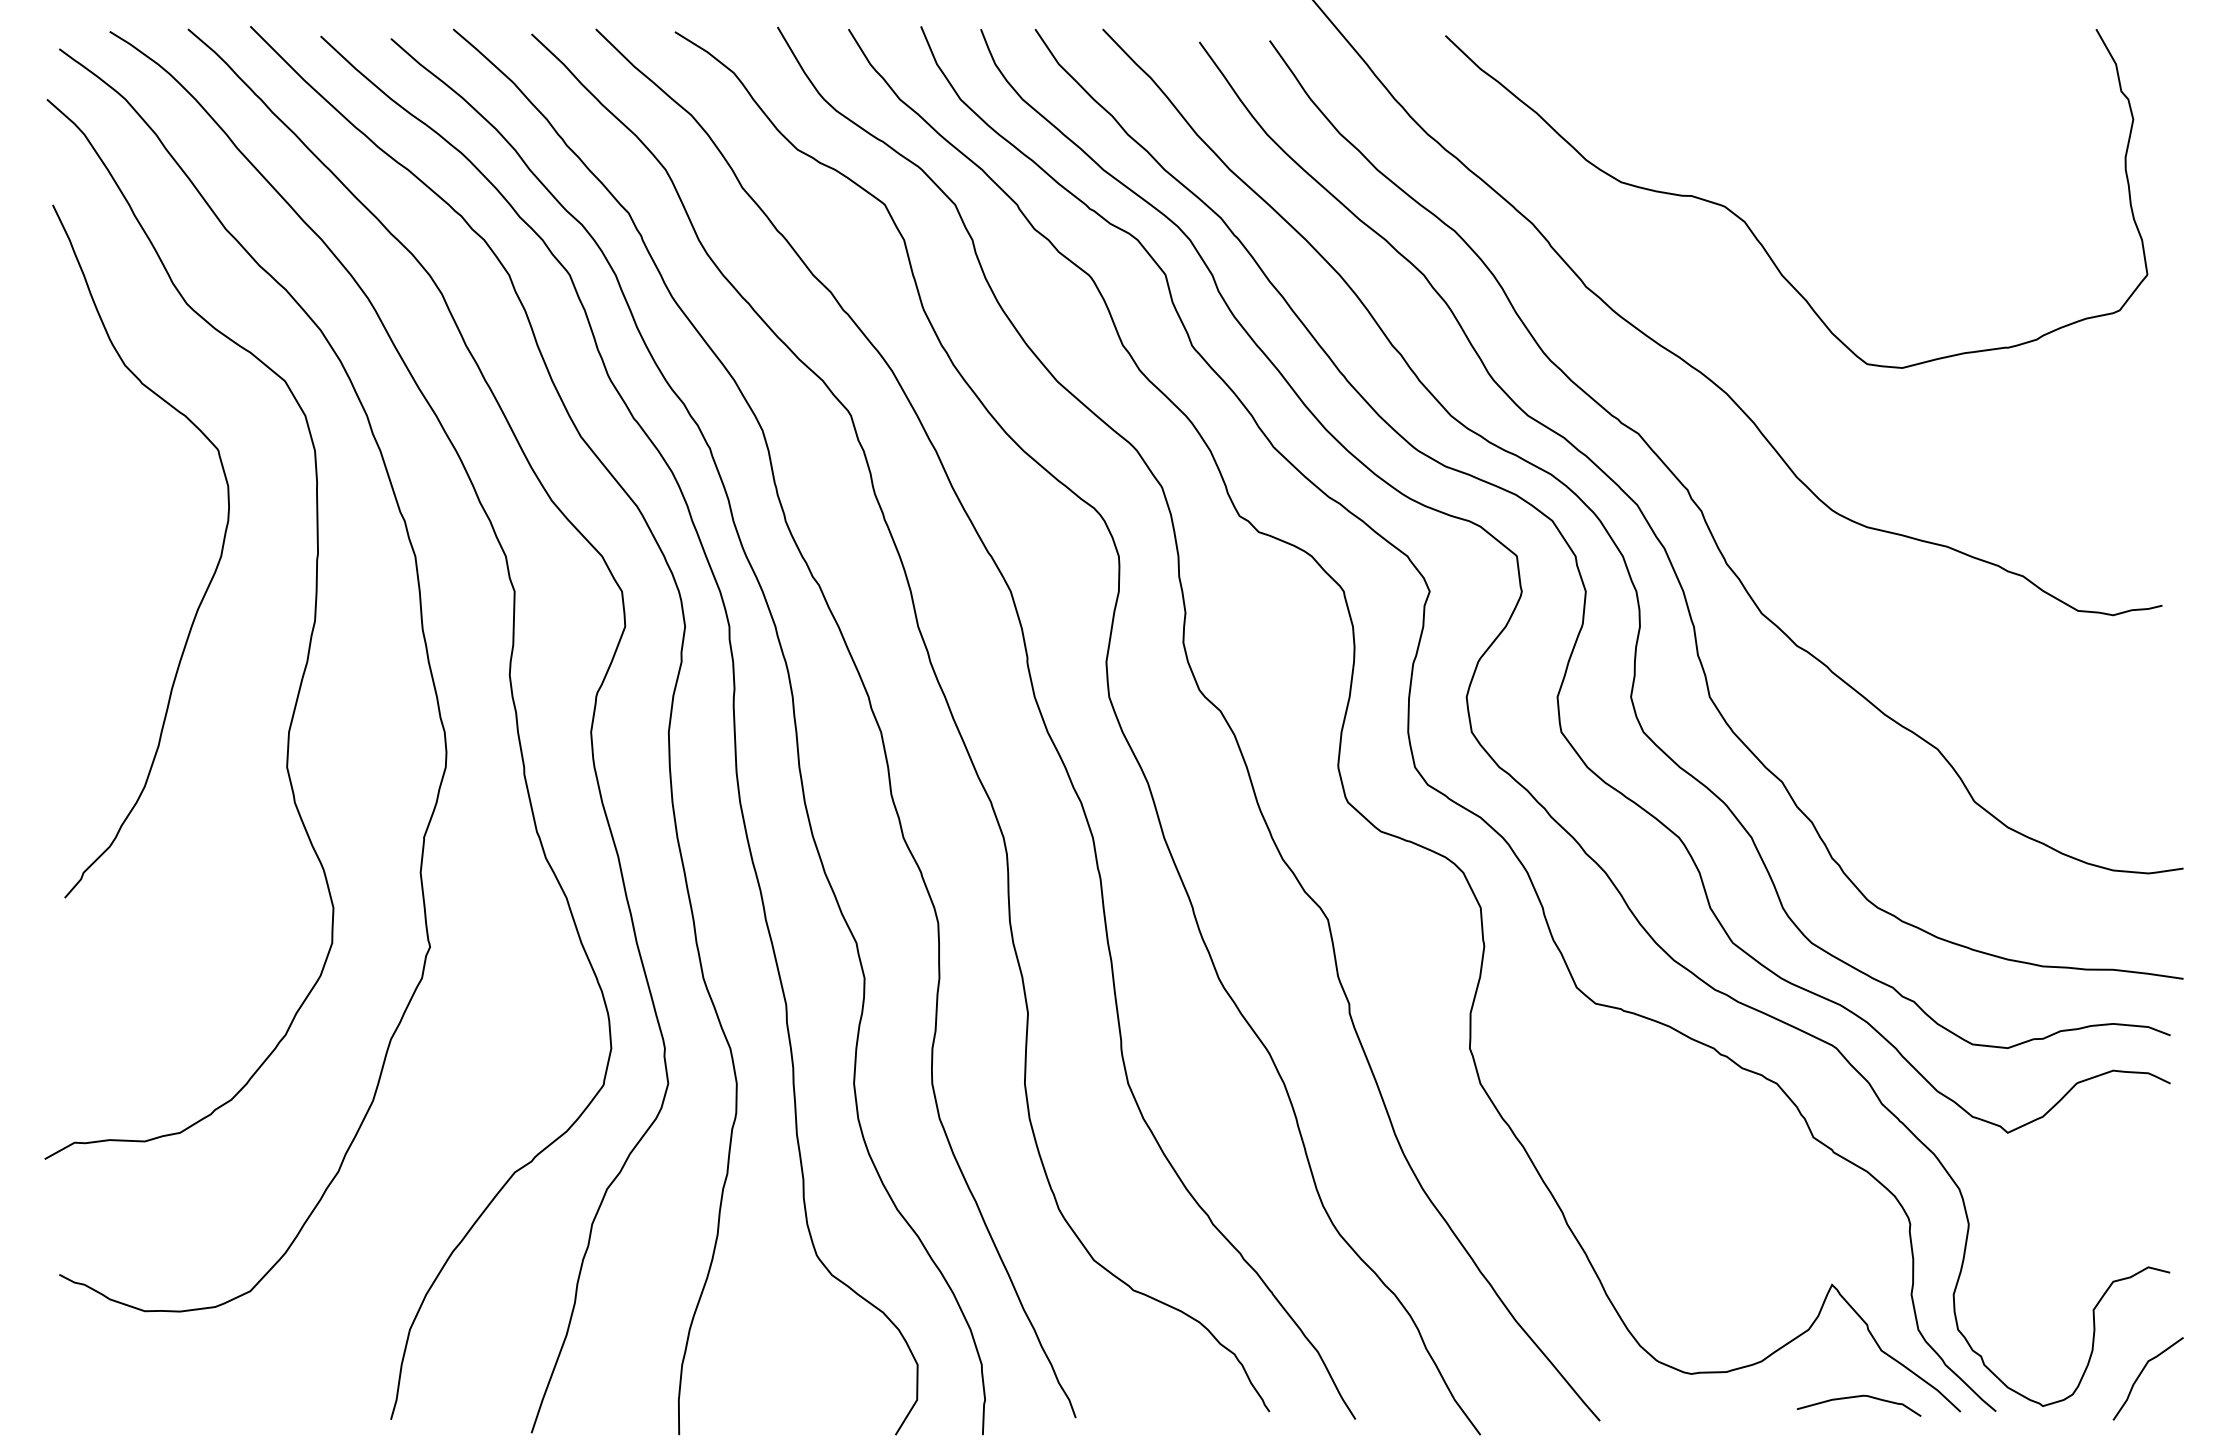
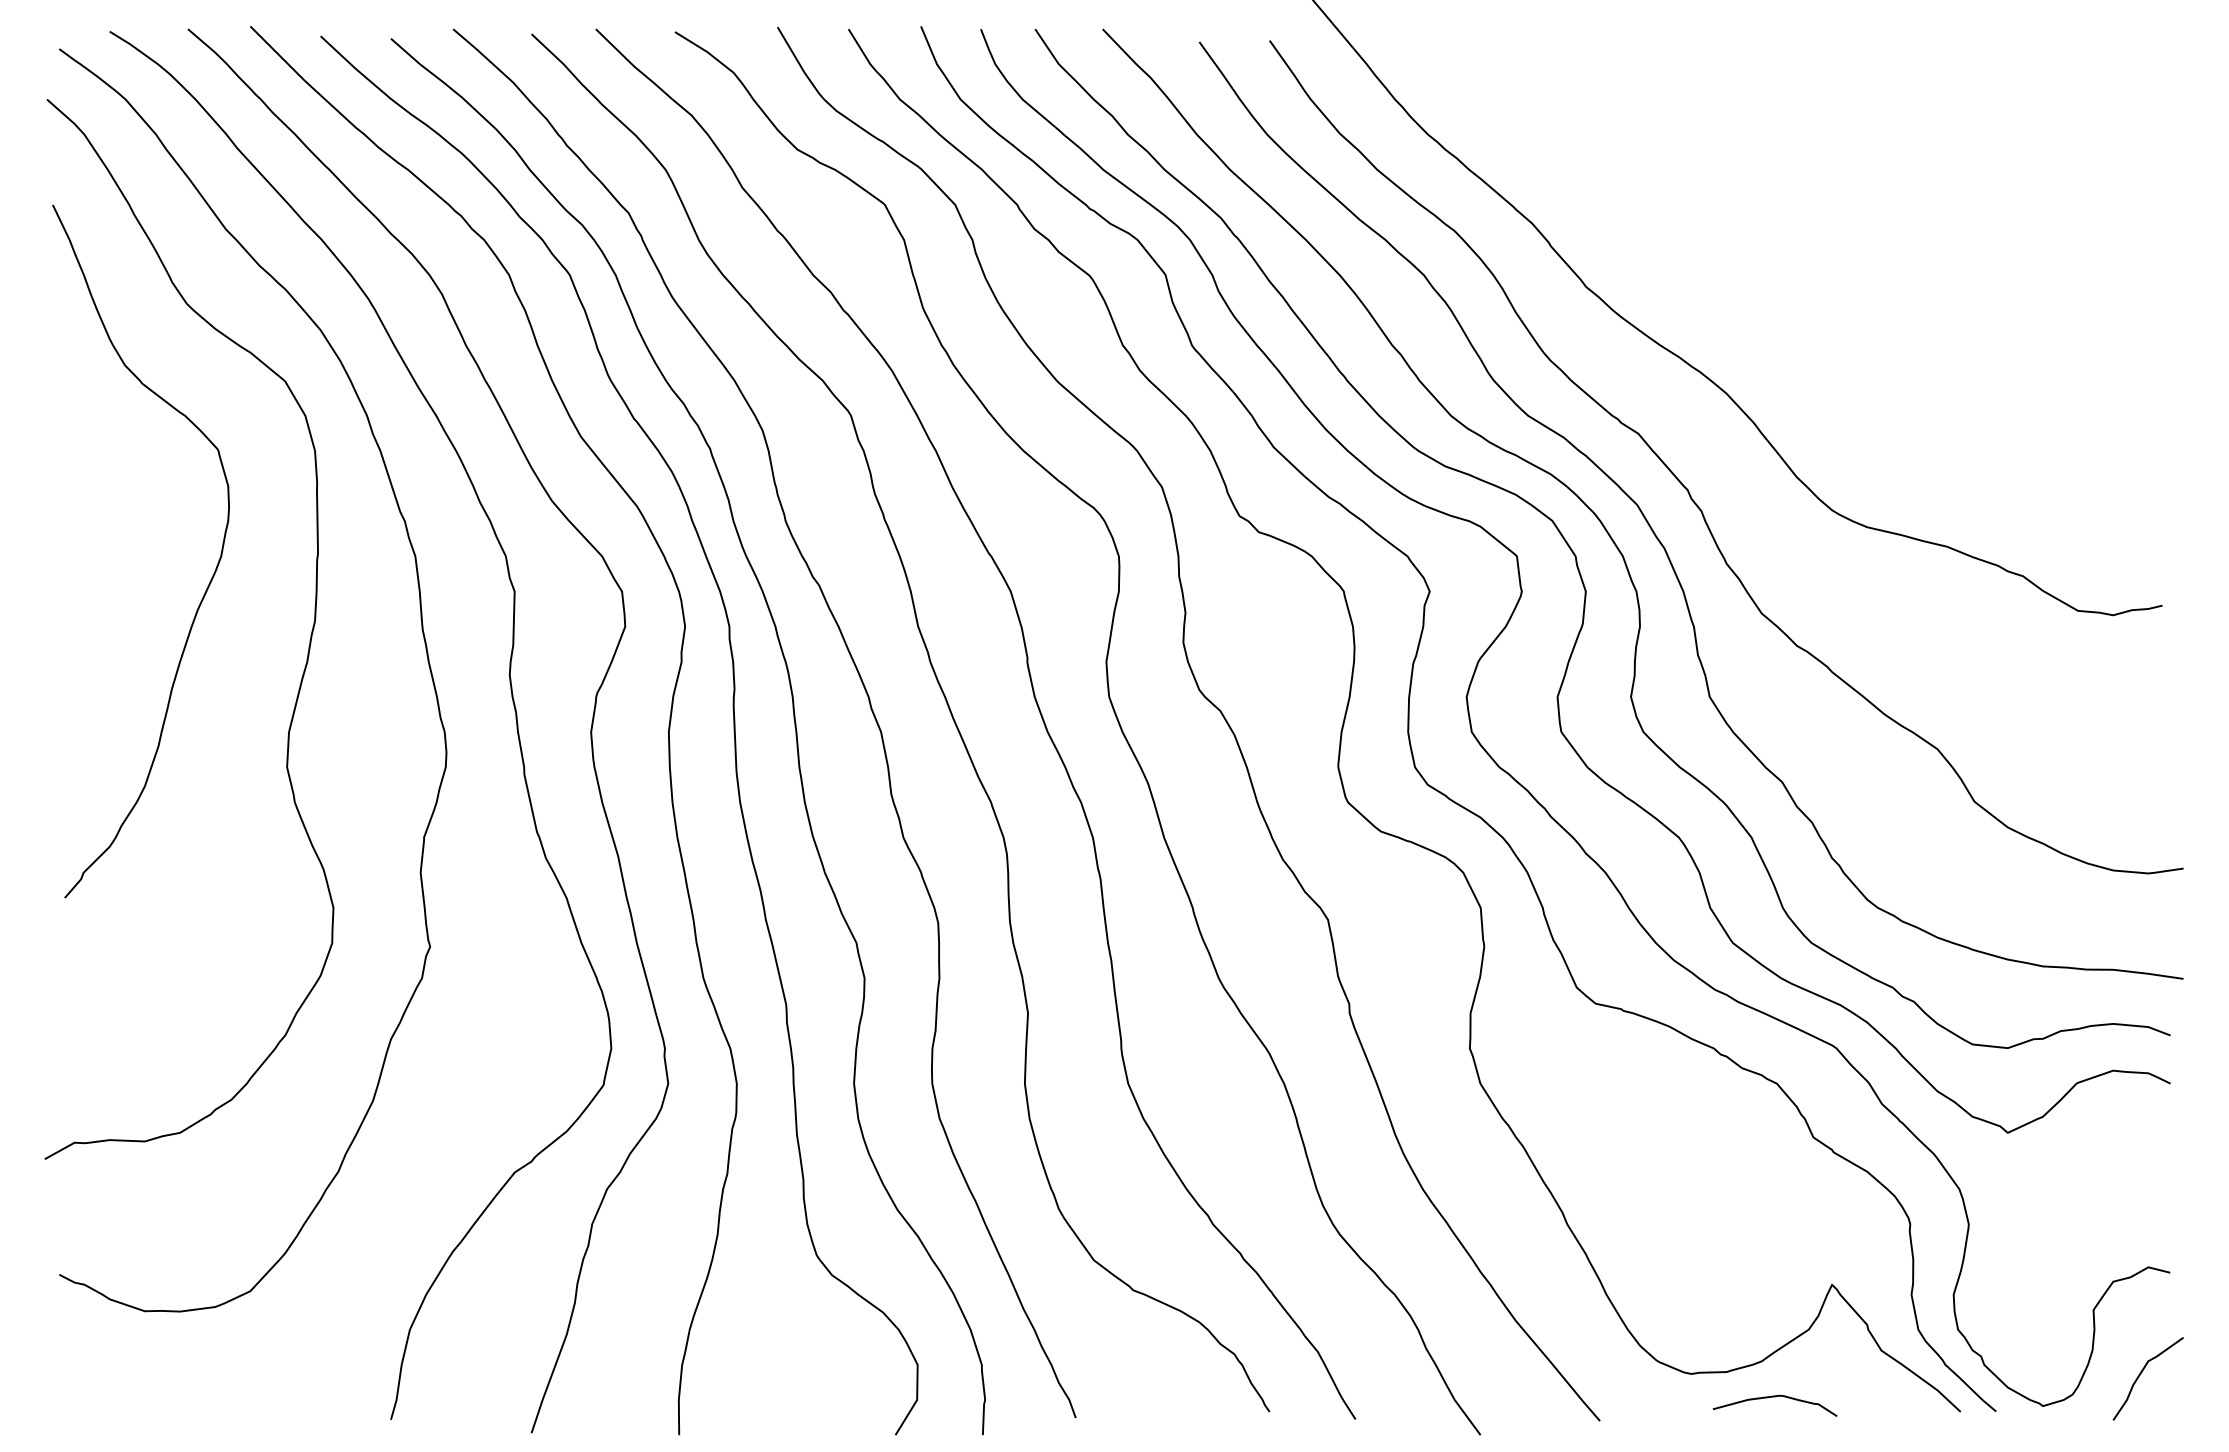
curve: present -> none (1751, 229)
curve position: (1858, 1397) -> (1774, 1397) (1774, 1397)
